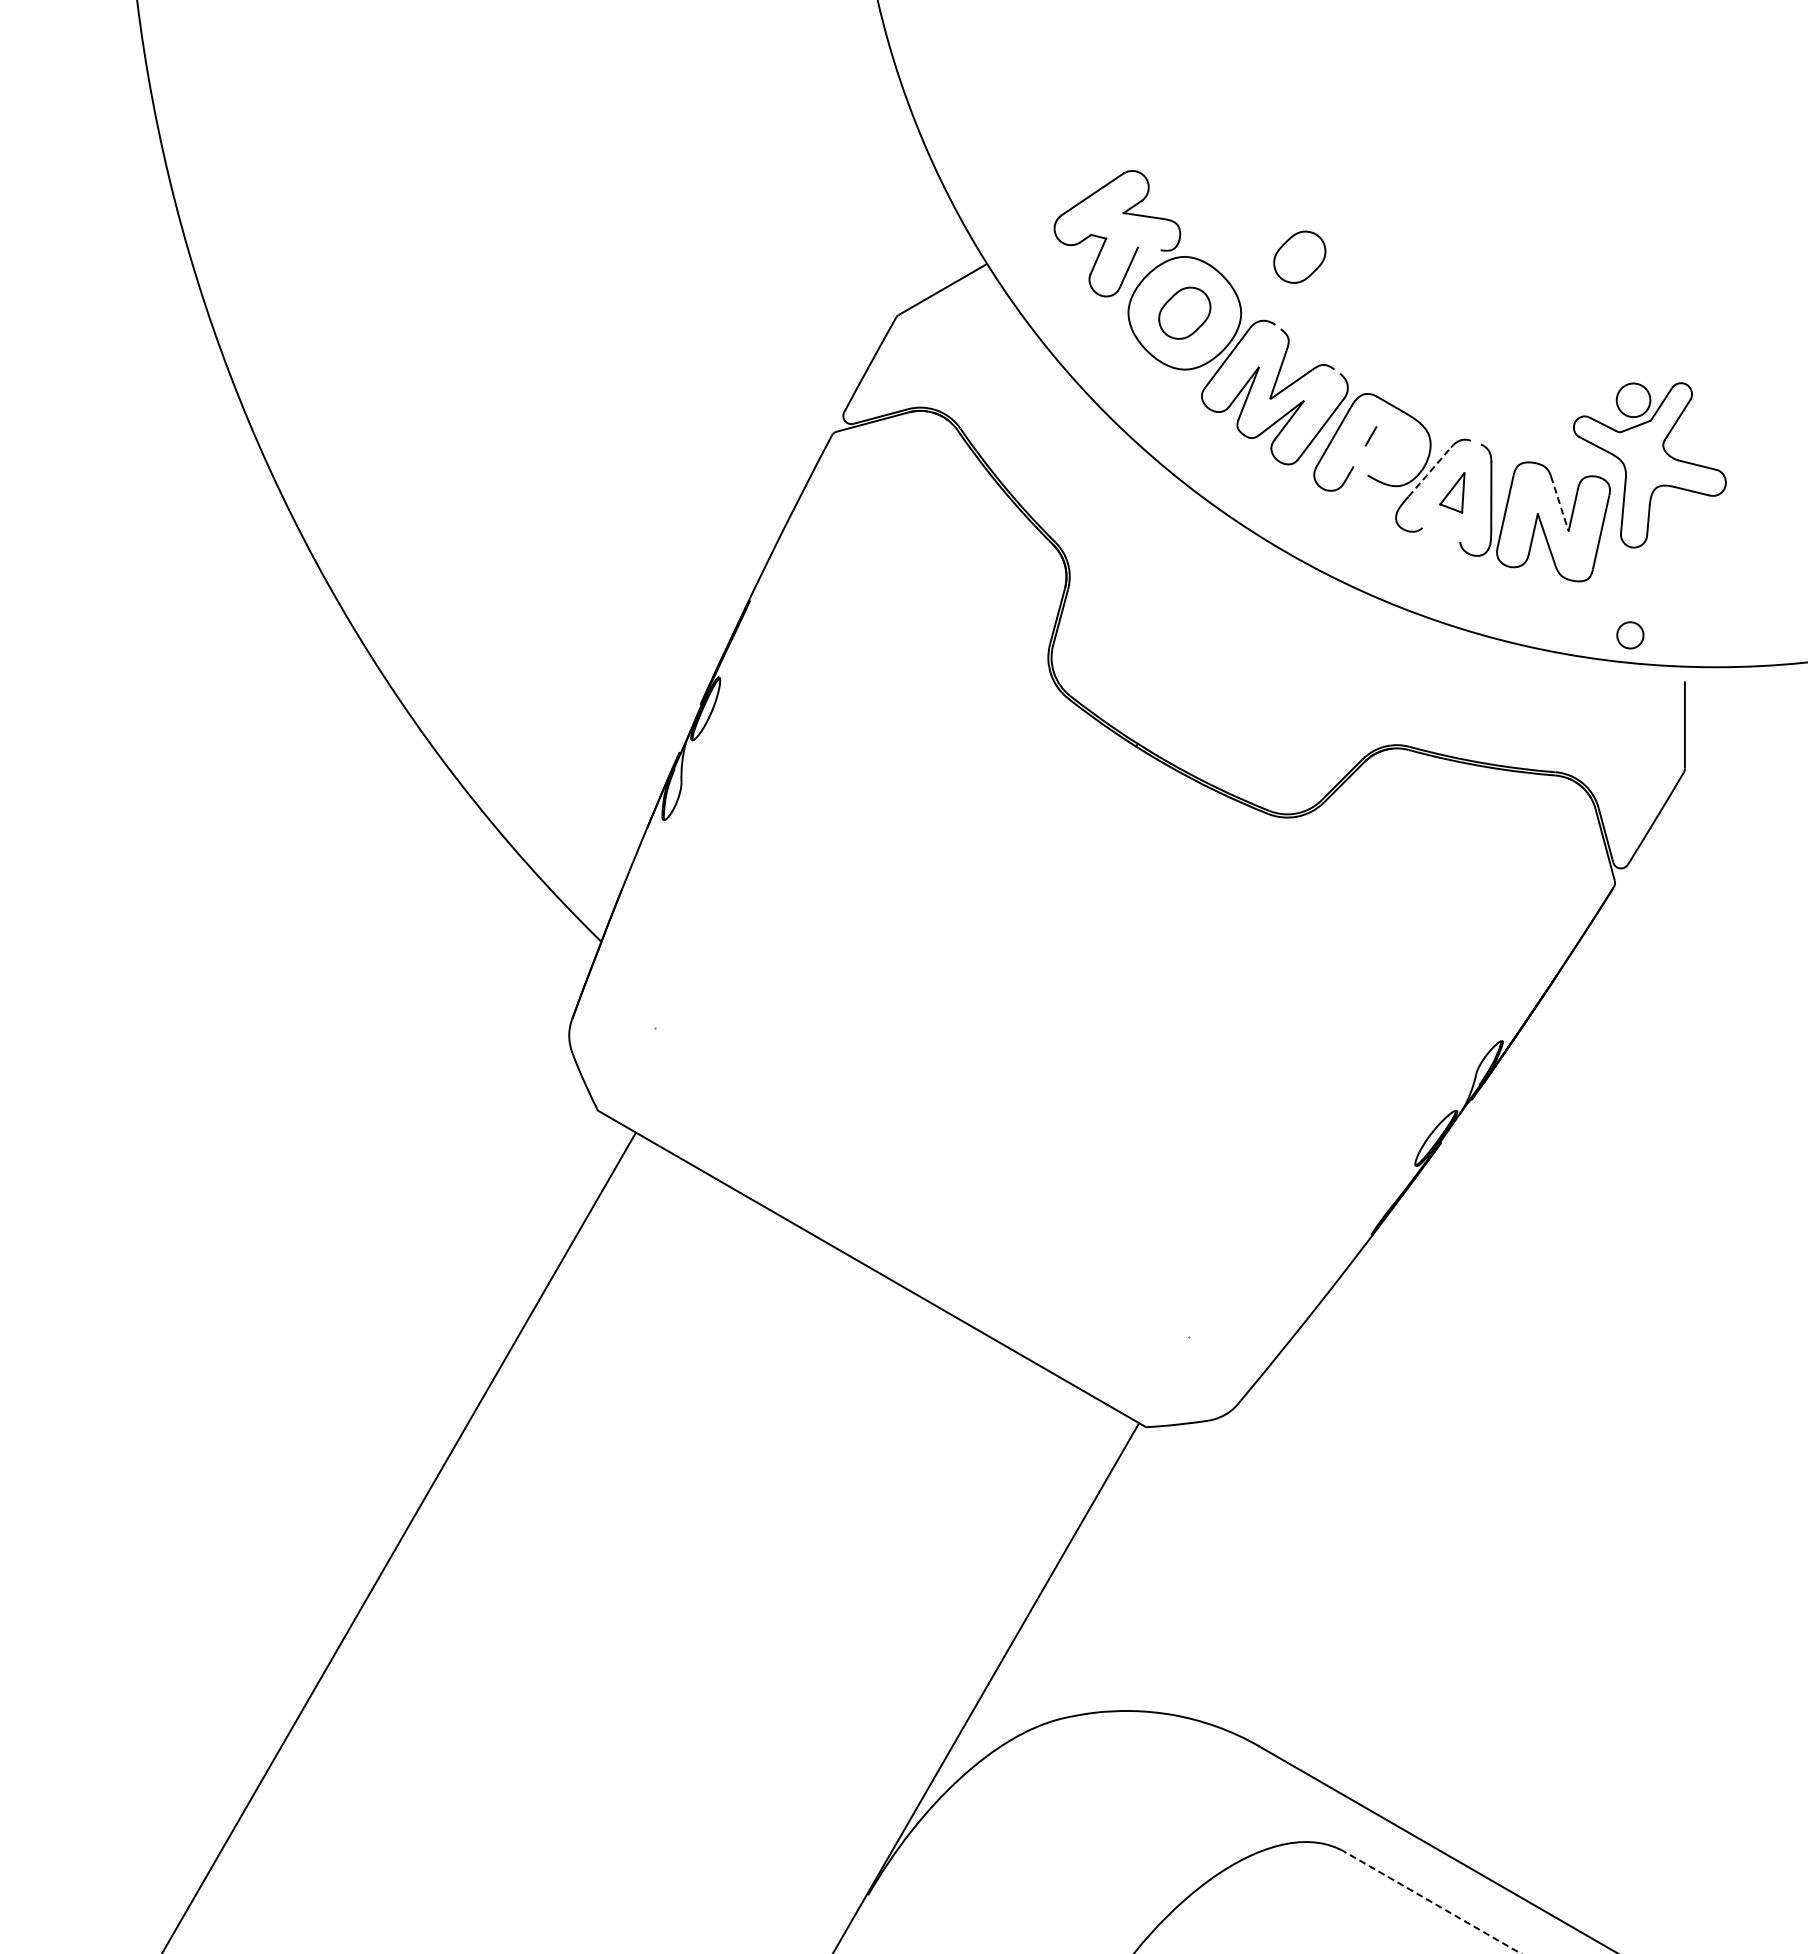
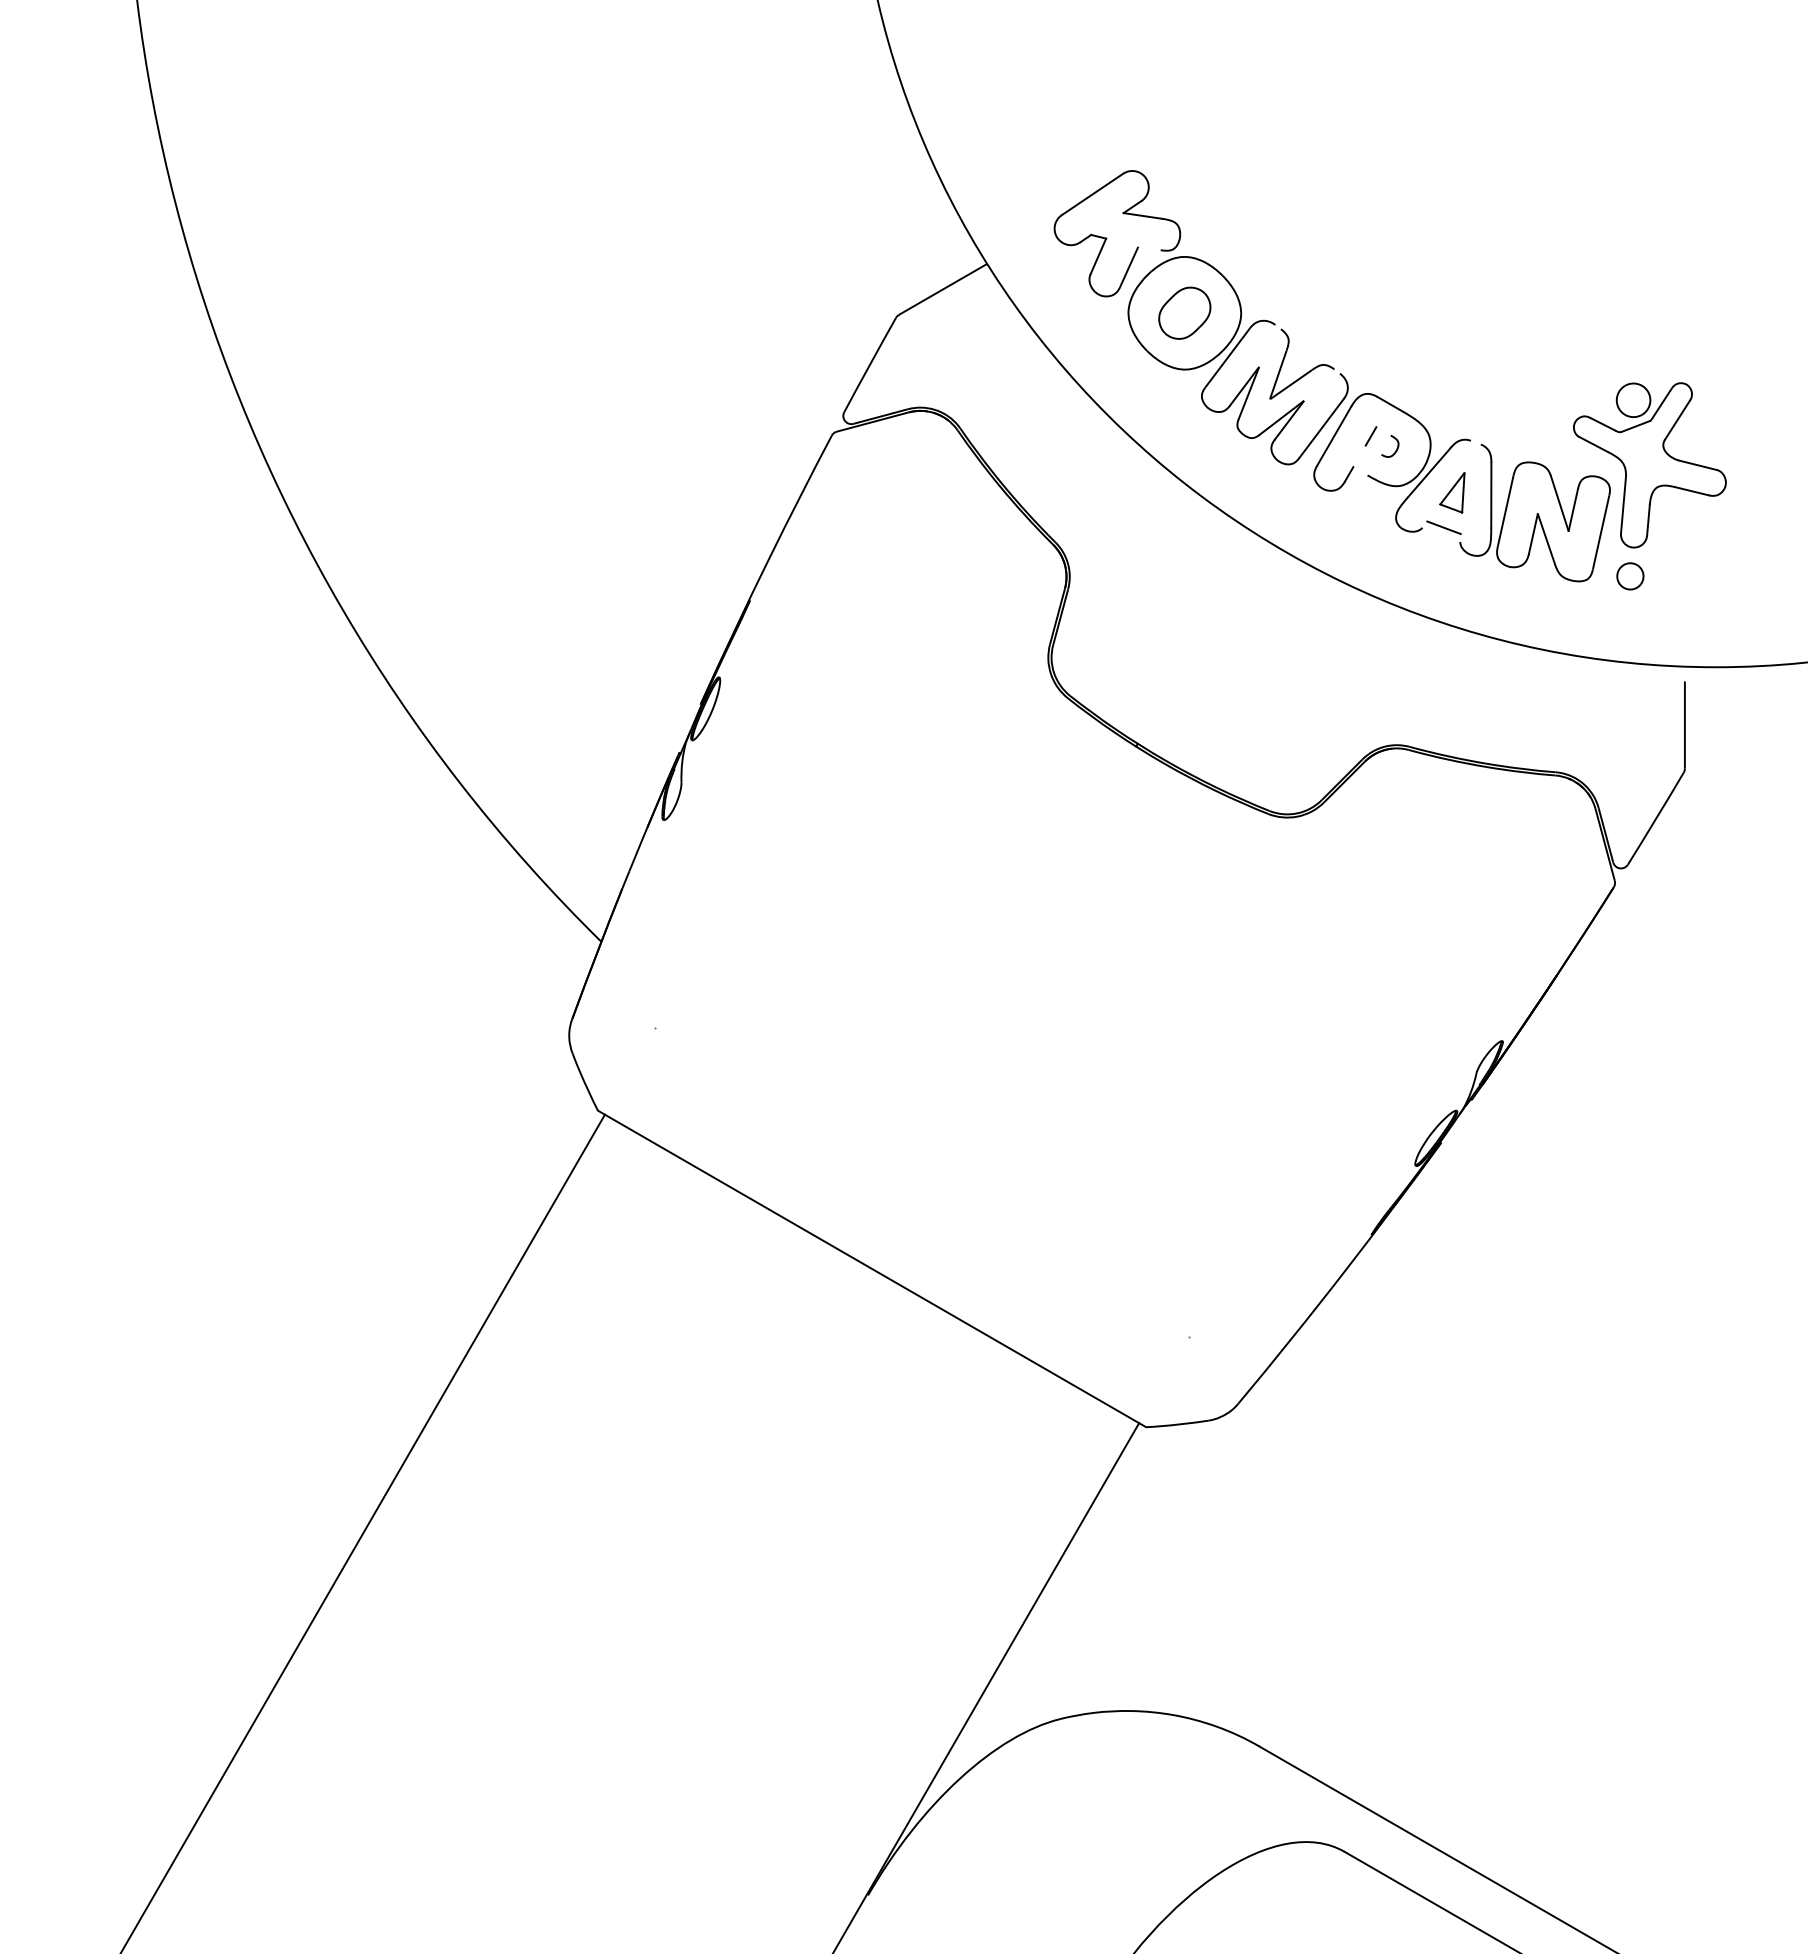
part: present -> none (1299, 256)
curve: none -> present (1396, 448)
line: dashed -> solid (1430, 471)
line: dashed -> solid (1559, 503)
line: none -> present (1443, 527)
part position: (1630, 635) -> (1630, 576) (1630, 576)
line position: (399, 1541) -> (363, 1532) (363, 1532)
line: dashed -> solid (1433, 1902)
